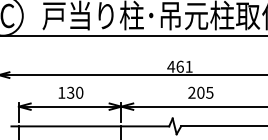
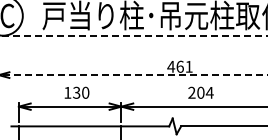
line: solid -> dashed (134, 35)
line: solid -> dashed (133, 75)
text position: (70, 92) -> (76, 92) (76, 92)
text: 205 -> 204 (209, 92)
